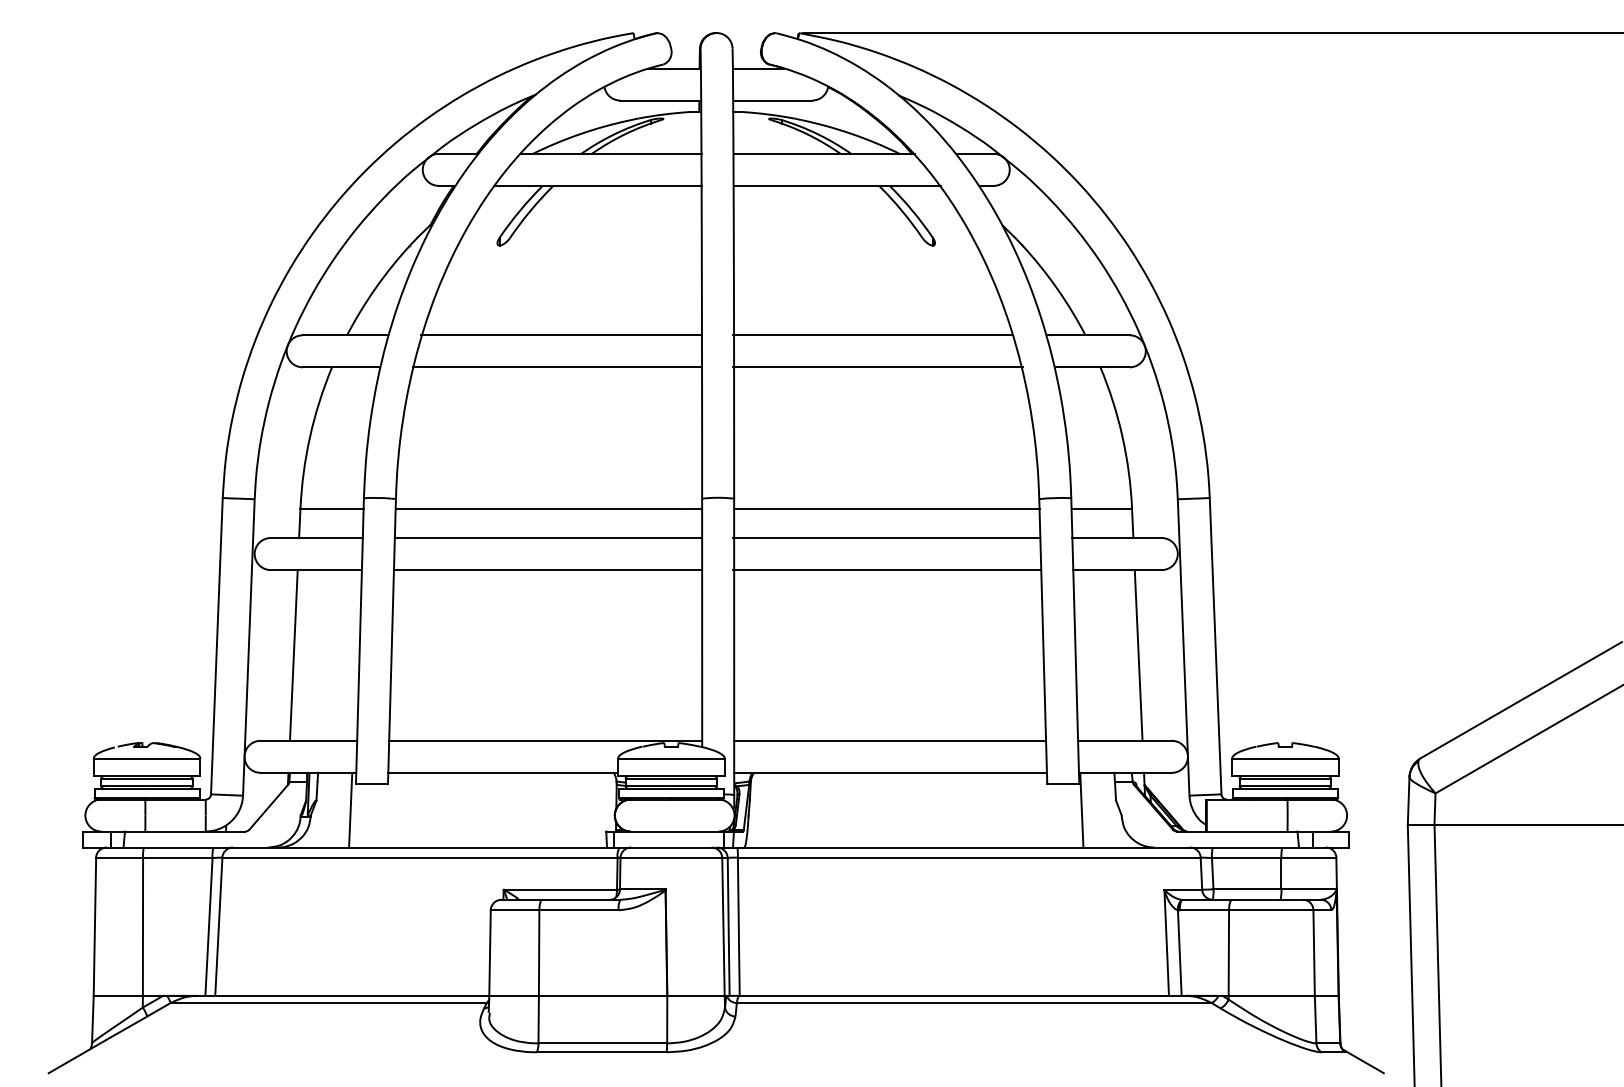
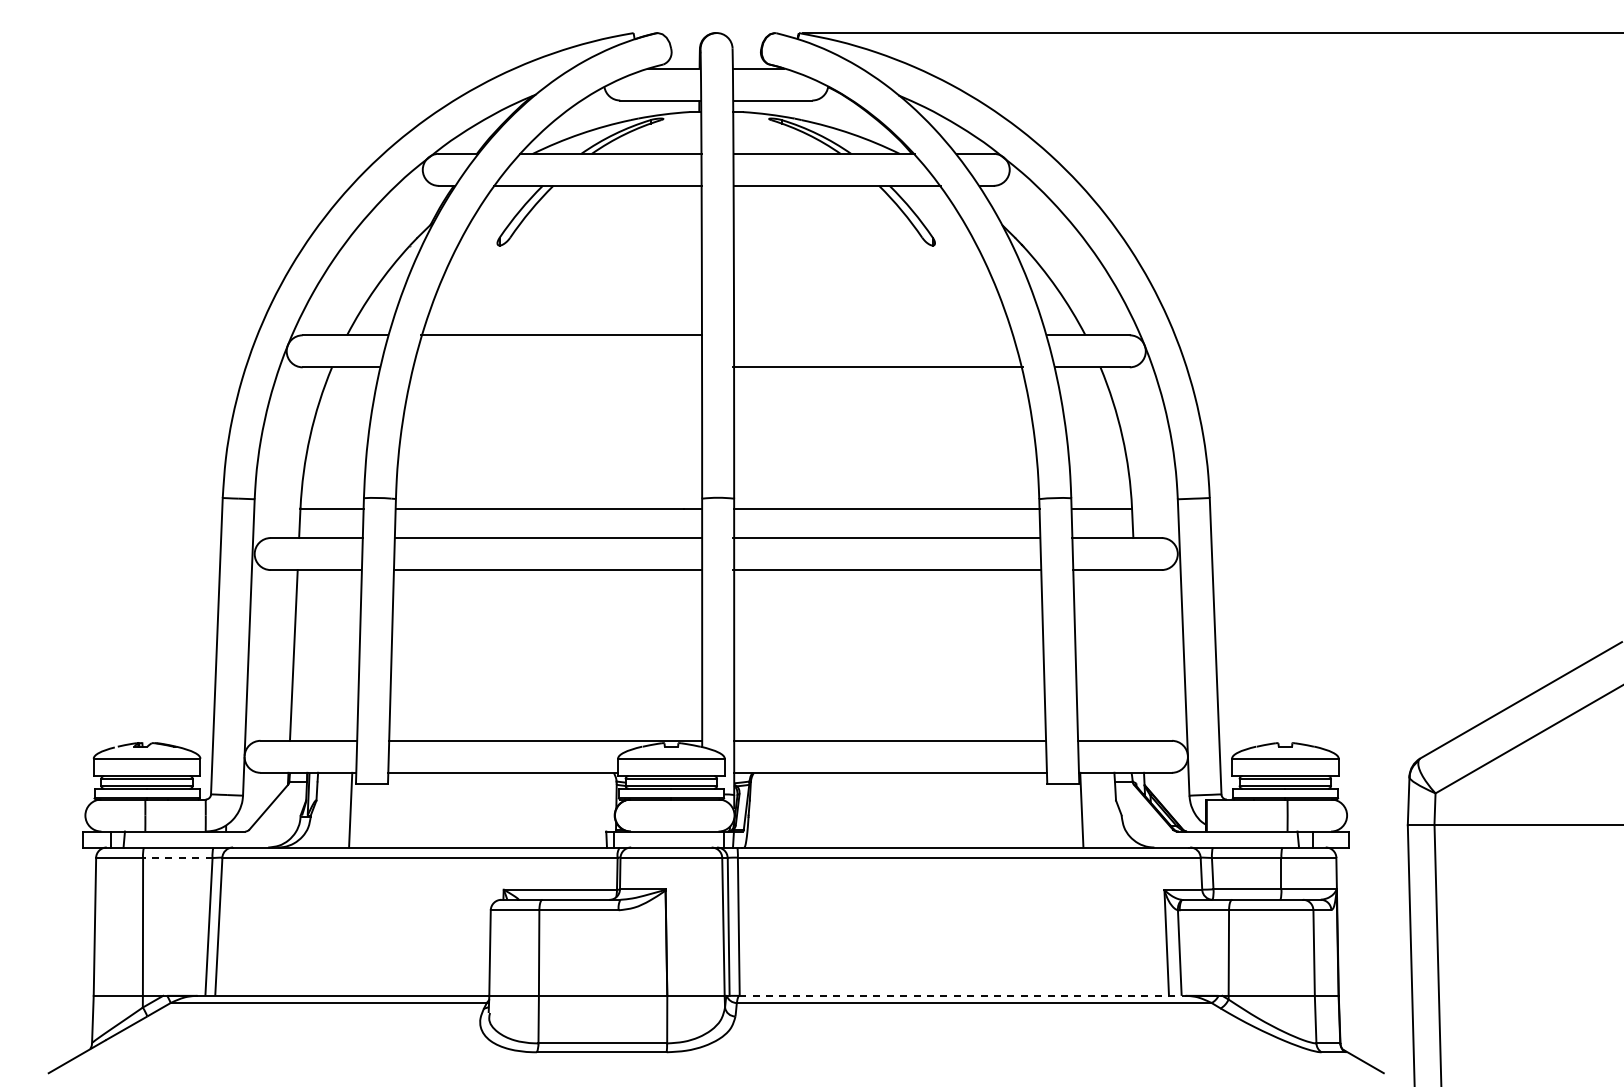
line: present -> none (872, 335)
line: present -> none (557, 367)
line: present -> none (1138, 655)
line: solid -> dashed (177, 858)
line: solid -> dashed (962, 995)
